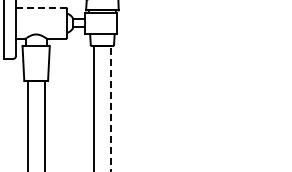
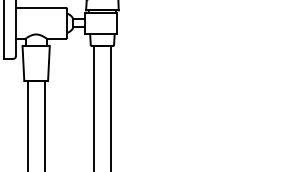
line: dashed -> solid (40, 7)
line: dashed -> solid (111, 108)
